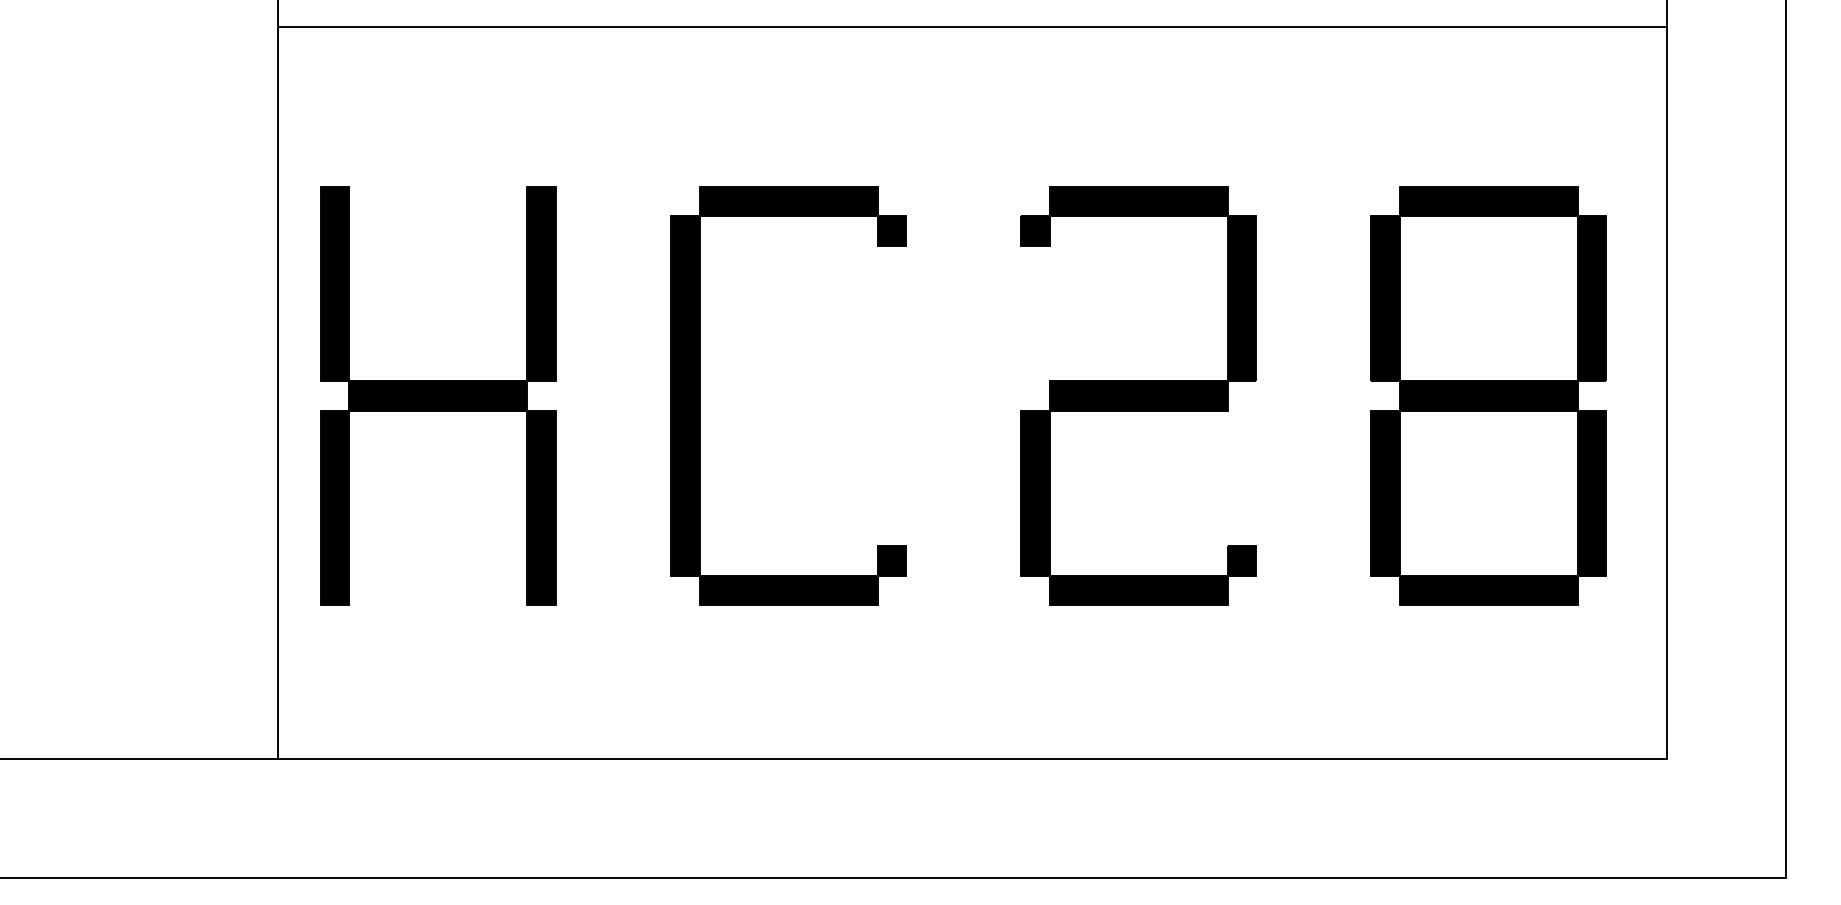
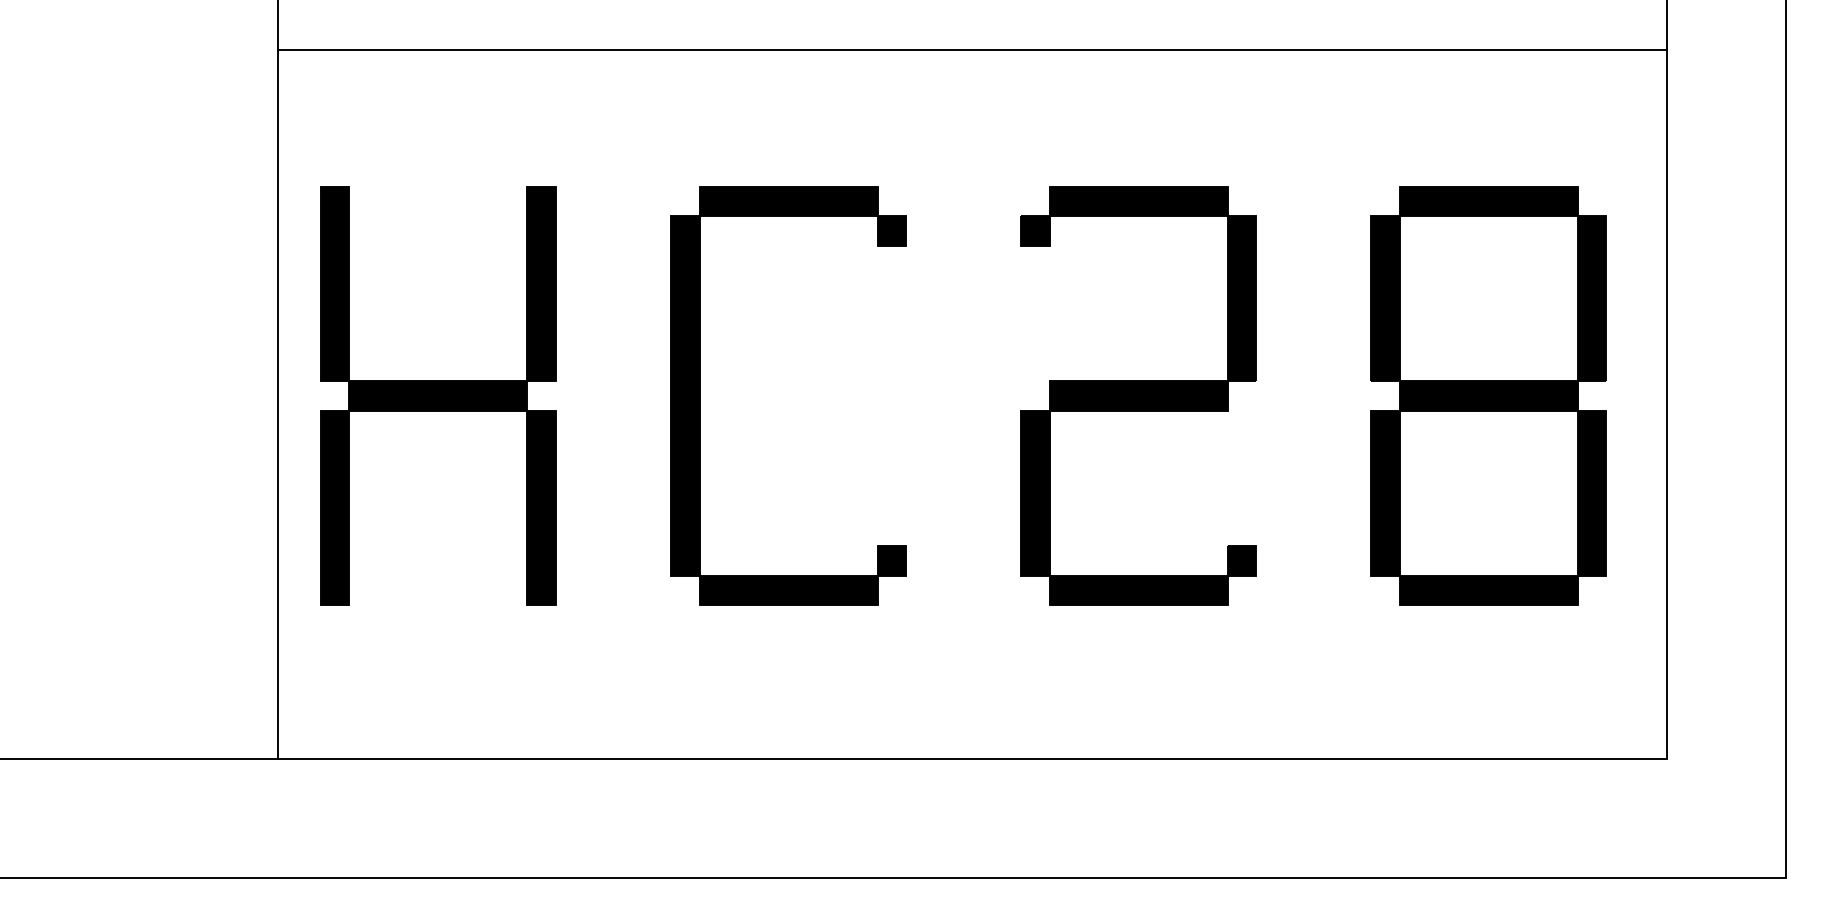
line position: (972, 27) -> (972, 50) (972, 50)
